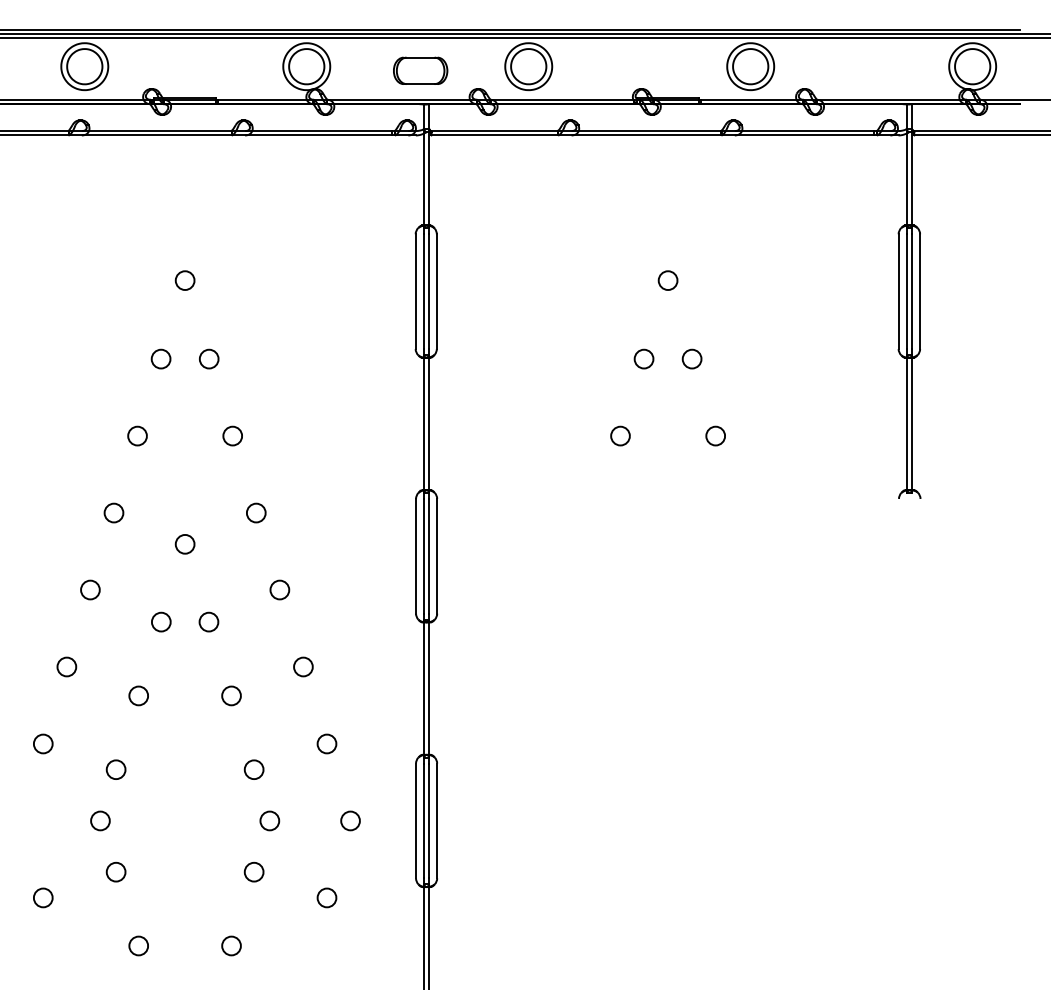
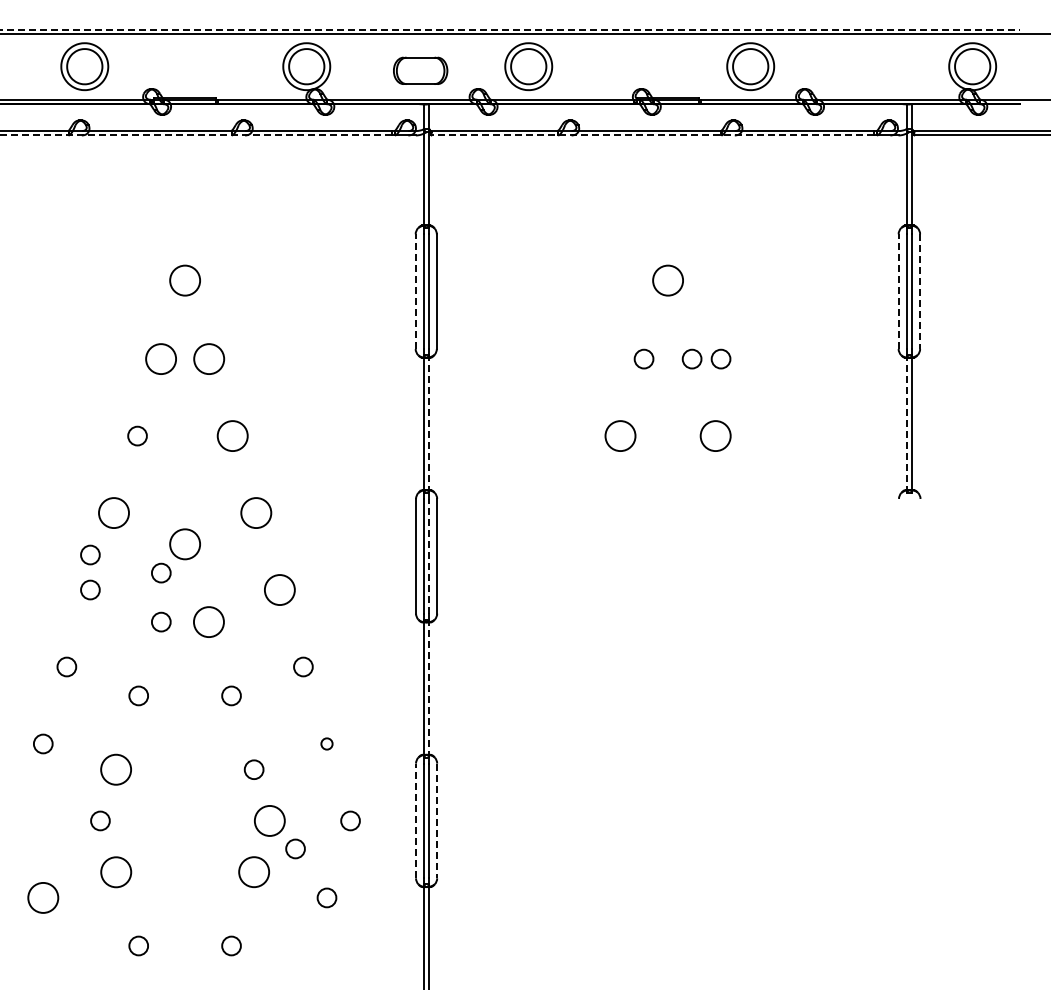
line: solid -> dashed (510, 29)
line: present -> none (524, 37)
line: solid -> dashed (195, 135)
line: solid -> dashed (652, 135)
circle diameter: 19 px -> 30 px (185, 280)
circle diameter: 19 px -> 30 px (668, 280)
line: solid -> dashed (415, 291)
line: solid -> dashed (898, 291)
line: solid -> dashed (920, 292)
circle diameter: 19 px -> 30 px (161, 359)
circle diameter: 19 px -> 30 px (209, 359)
circle: none -> present (720, 358)
line: solid -> dashed (907, 423)
line: solid -> dashed (428, 424)
circle diameter: 19 px -> 30 px (232, 436)
circle diameter: 19 px -> 30 px (620, 436)
circle diameter: 19 px -> 30 px (715, 436)
circle diameter: 19 px -> 30 px (114, 513)
circle diameter: 19 px -> 30 px (256, 513)
circle diameter: 19 px -> 30 px (185, 544)
circle: none -> present (90, 554)
line: solid -> dashed (428, 555)
circle: none -> present (161, 572)
circle diameter: 19 px -> 30 px (279, 590)
circle diameter: 19 px -> 30 px (208, 622)
line: solid -> dashed (428, 688)
circle size: 22x22 px -> 14x14 px (326, 743)
circle diameter: 19 px -> 30 px (116, 769)
circle diameter: 19 px -> 30 px (269, 820)
line: solid -> dashed (416, 820)
line: solid -> dashed (437, 821)
circle: none -> present (295, 848)
circle size: 22x22 px -> 33x33 px (116, 872)
circle diameter: 19 px -> 30 px (254, 872)
circle diameter: 19 px -> 30 px (43, 897)
